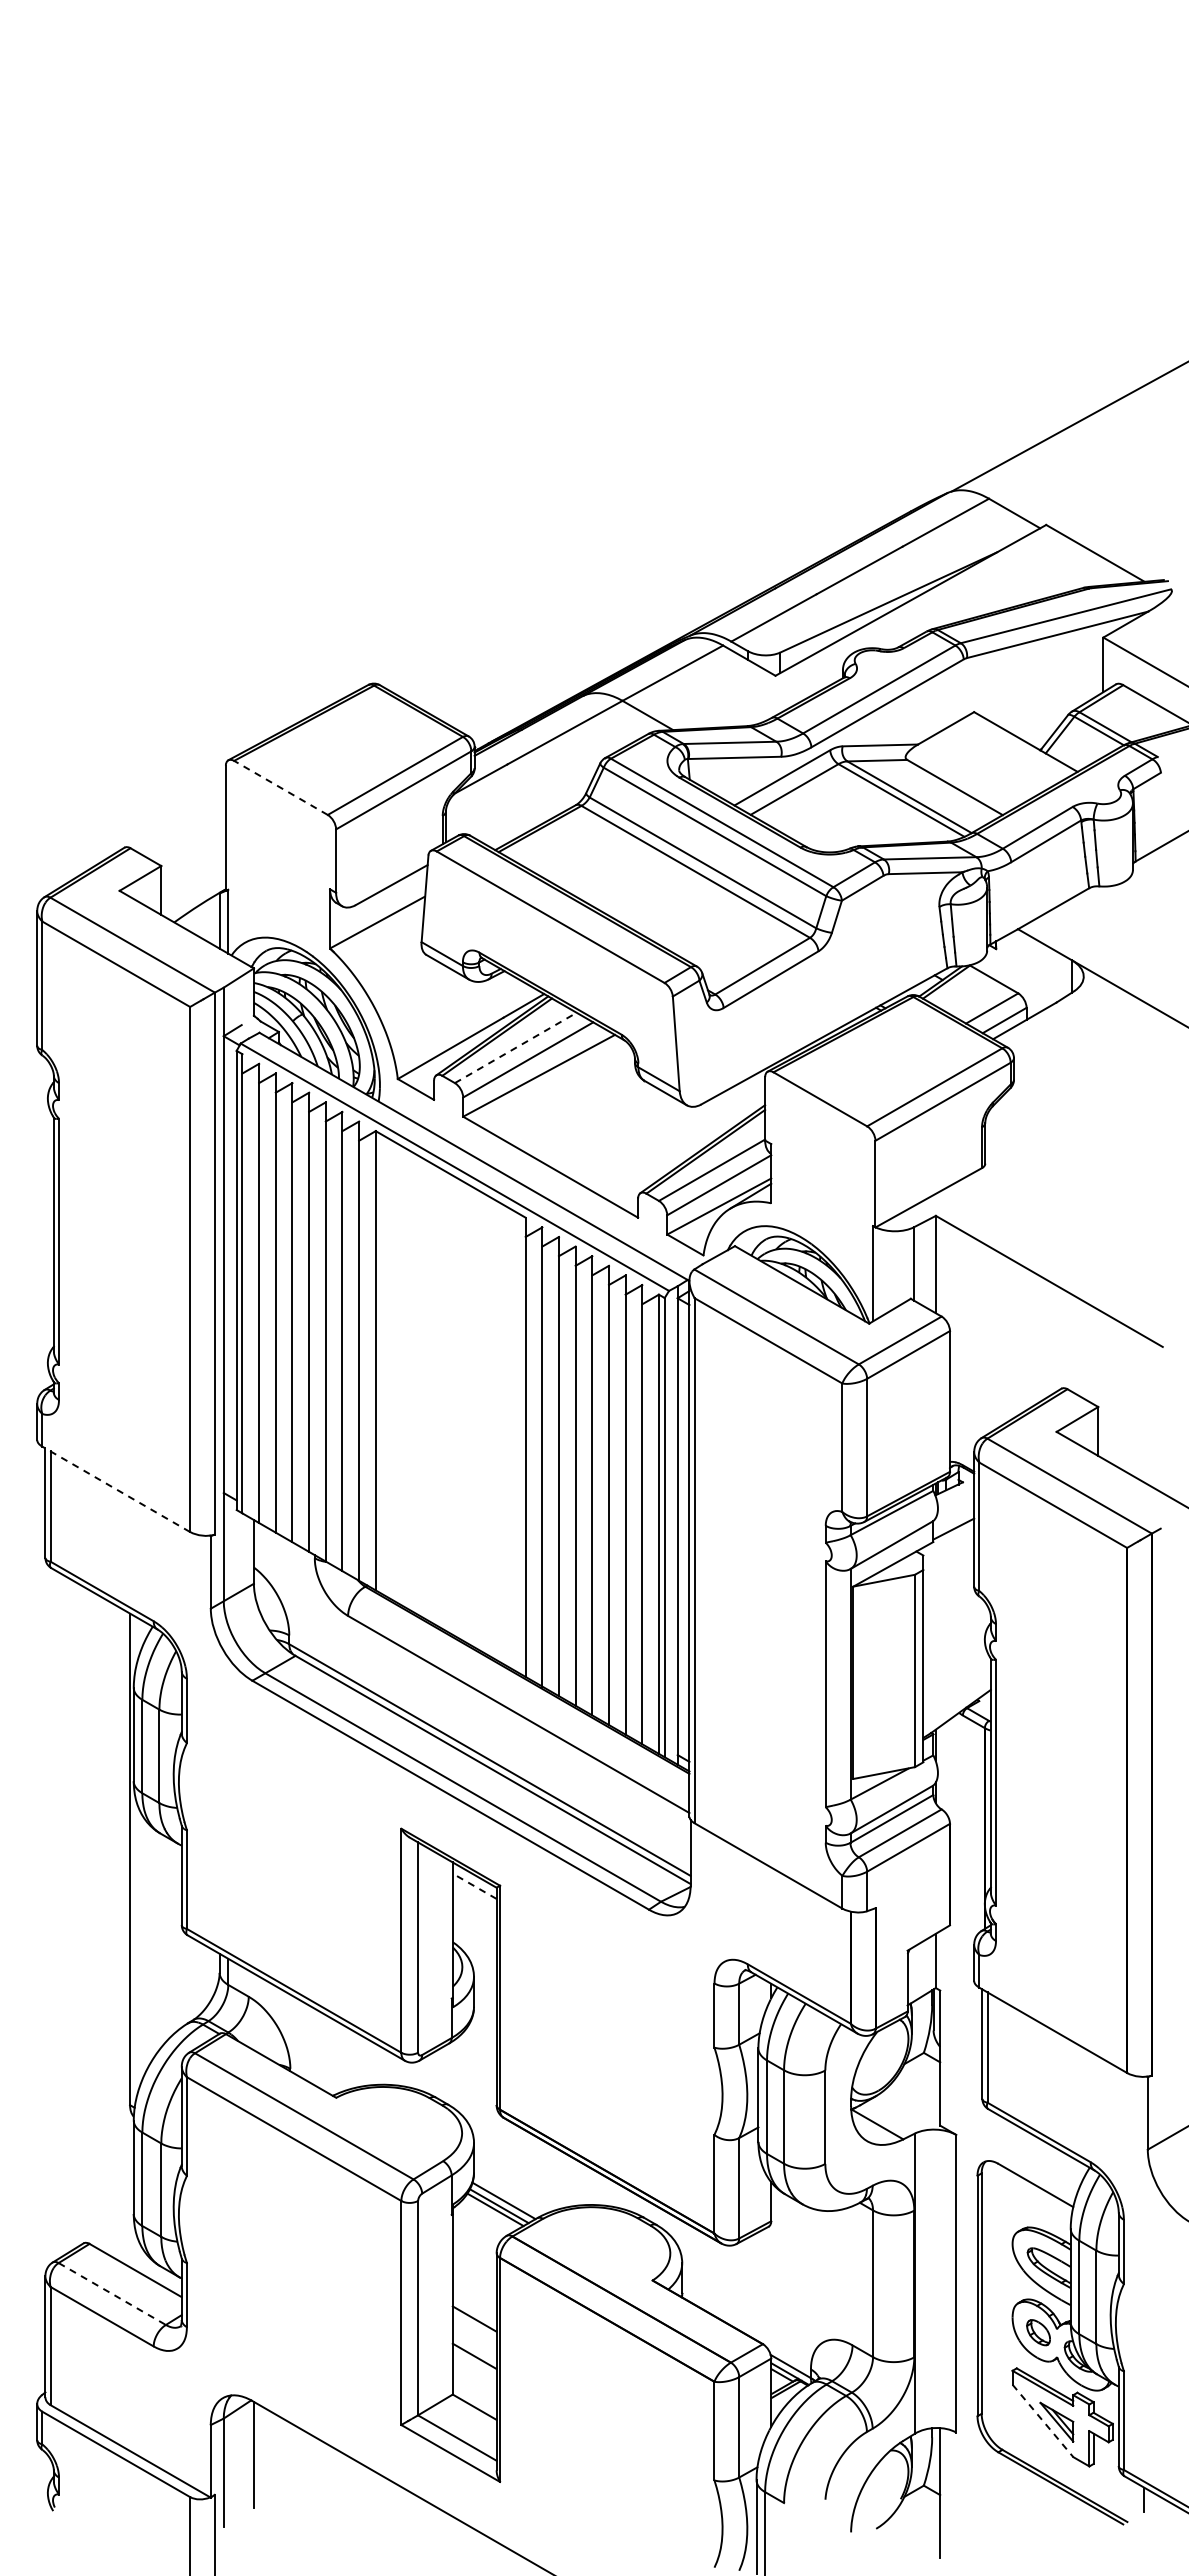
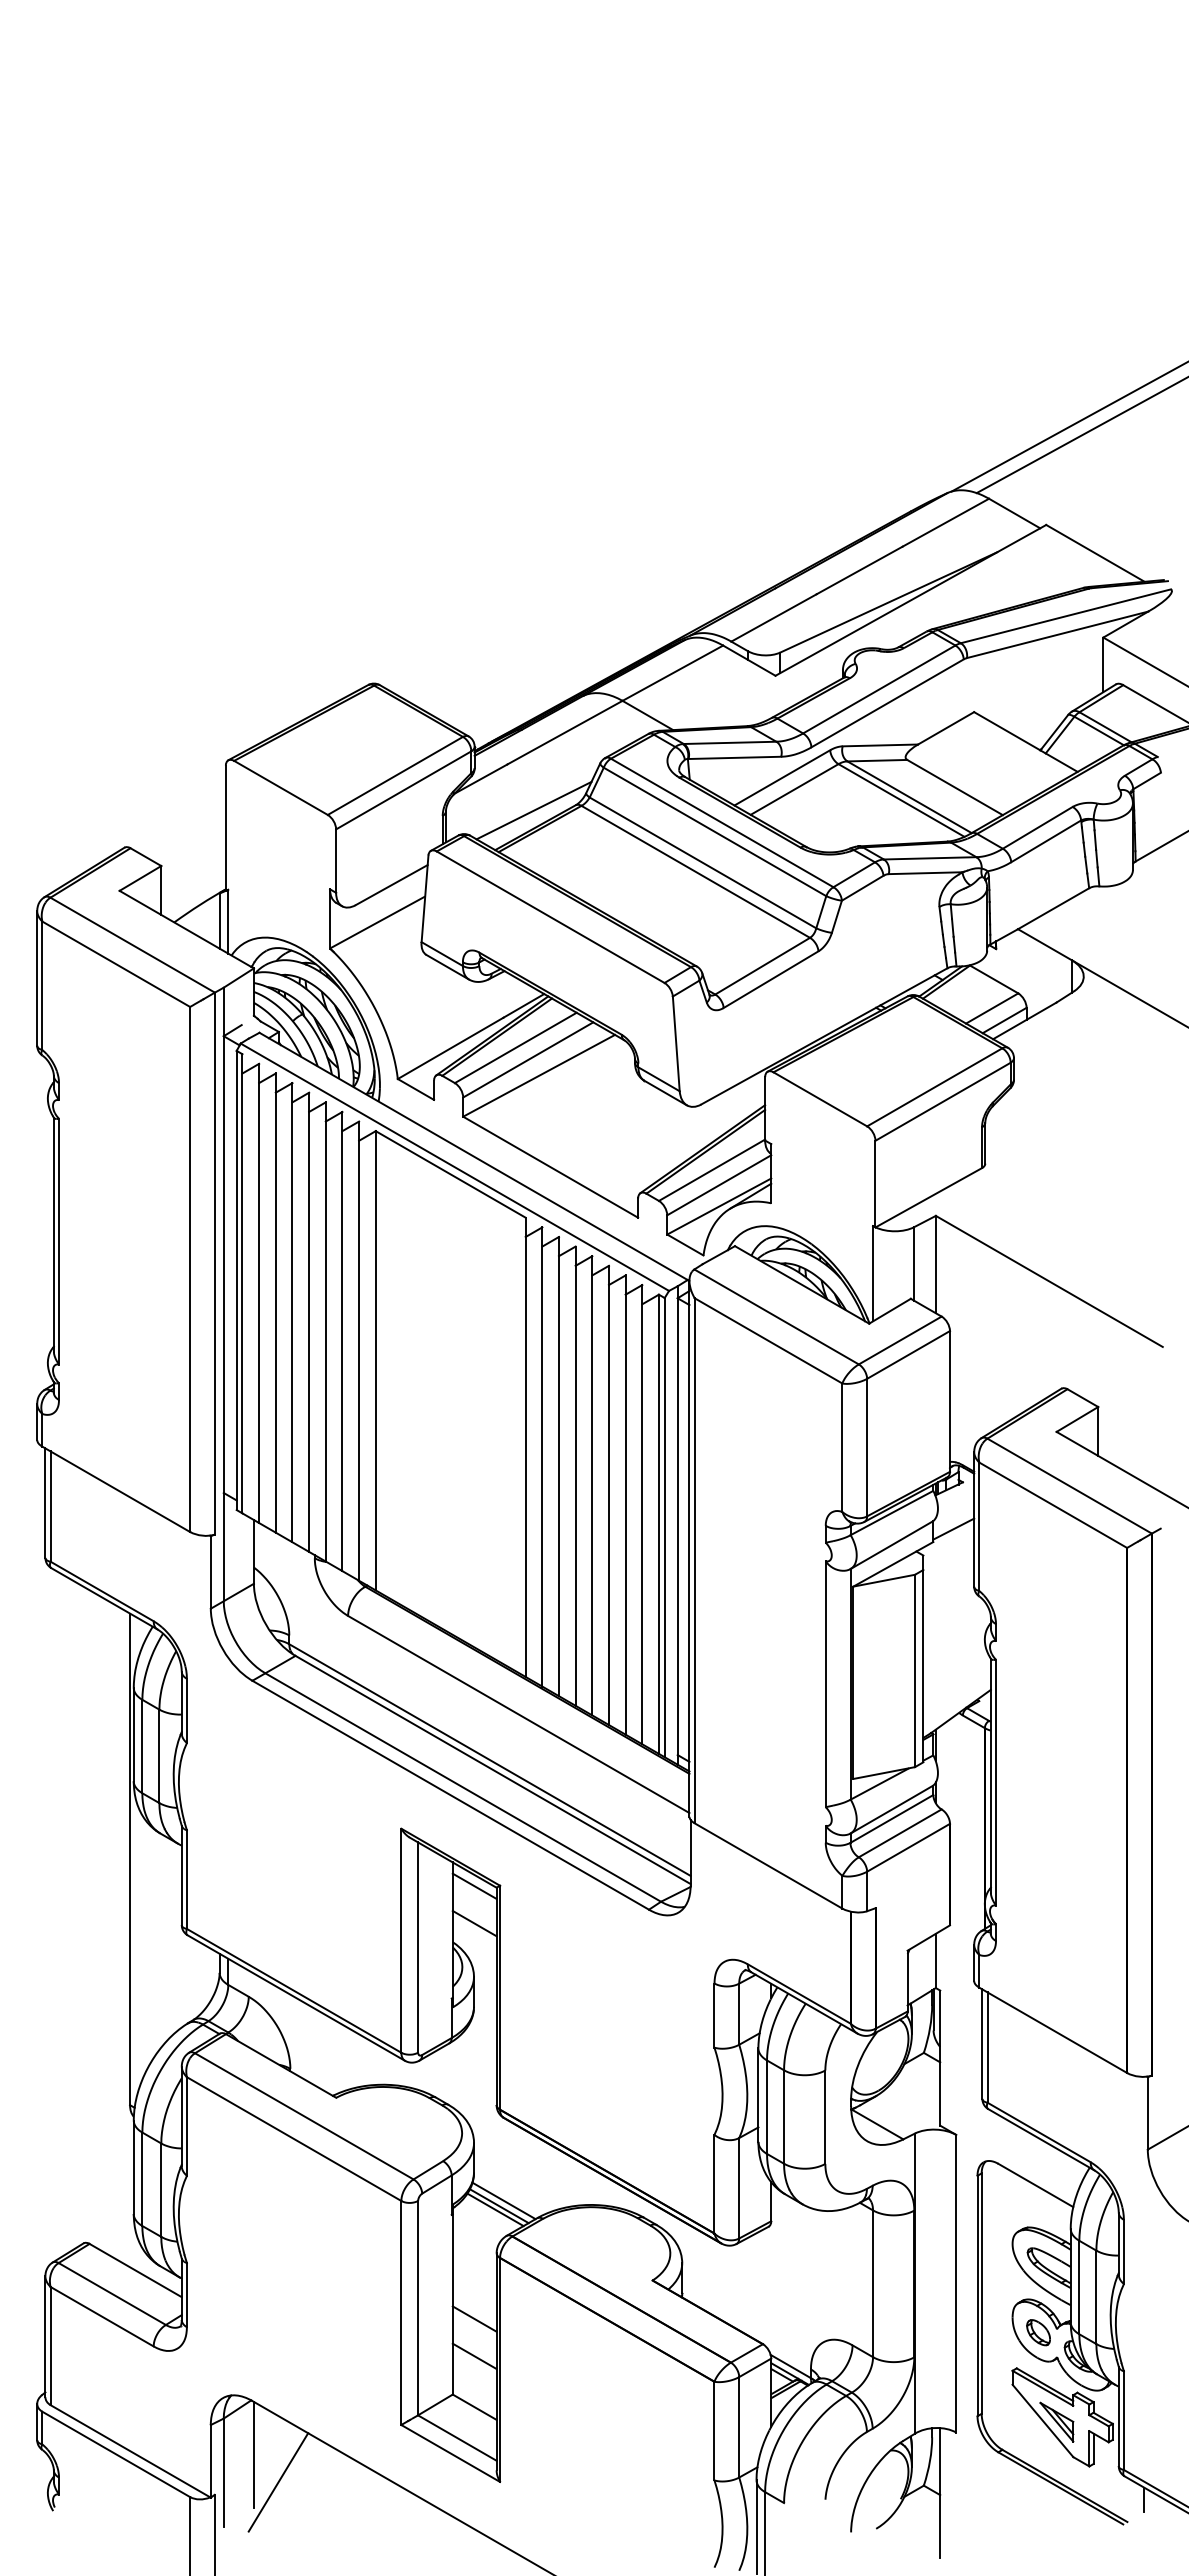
line: none -> present (1080, 435)
line: dashed -> solid (280, 787)
line: none -> present (533, 810)
line: dashed -> solid (516, 1047)
line: dashed -> solid (115, 1489)
line: dashed -> solid (474, 1886)
line: none -> present (474, 1923)
line: dashed -> solid (112, 2294)
line: dashed -> solid (1043, 2421)
line: none -> present (278, 2482)
